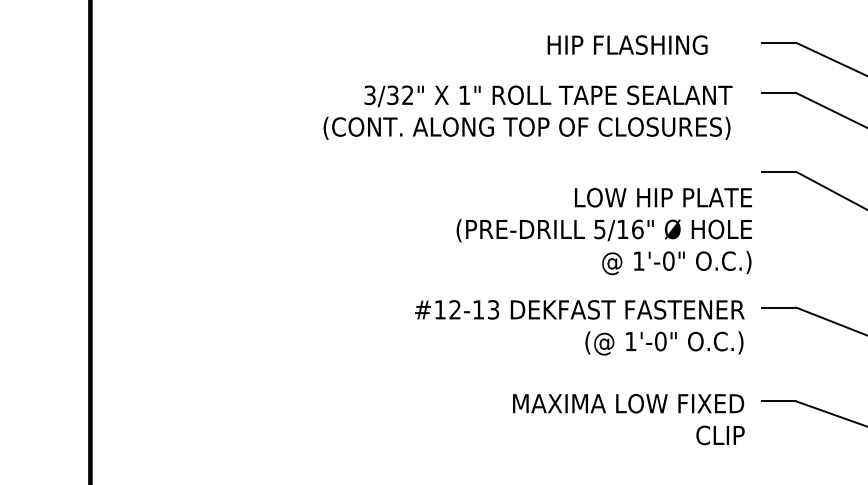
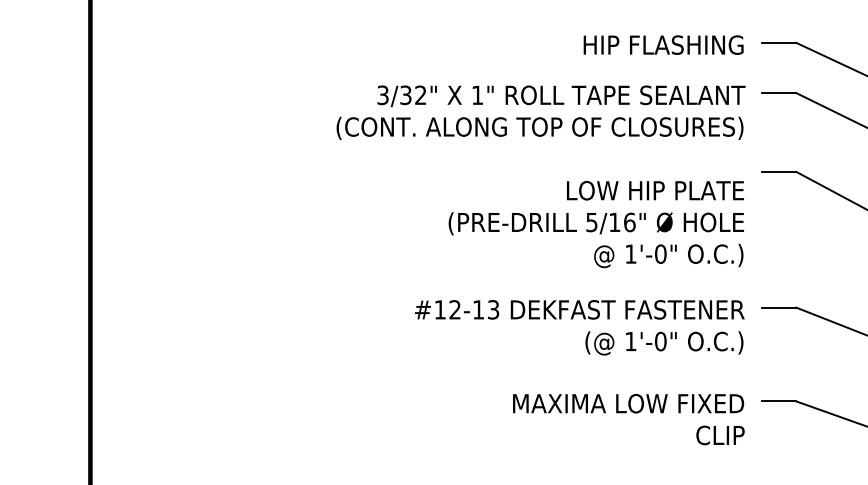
text position: (627, 44) -> (663, 44) (663, 44)
text position: (527, 112) -> (540, 112) (540, 112)
text position: (603, 231) -> (595, 224) (595, 224)
